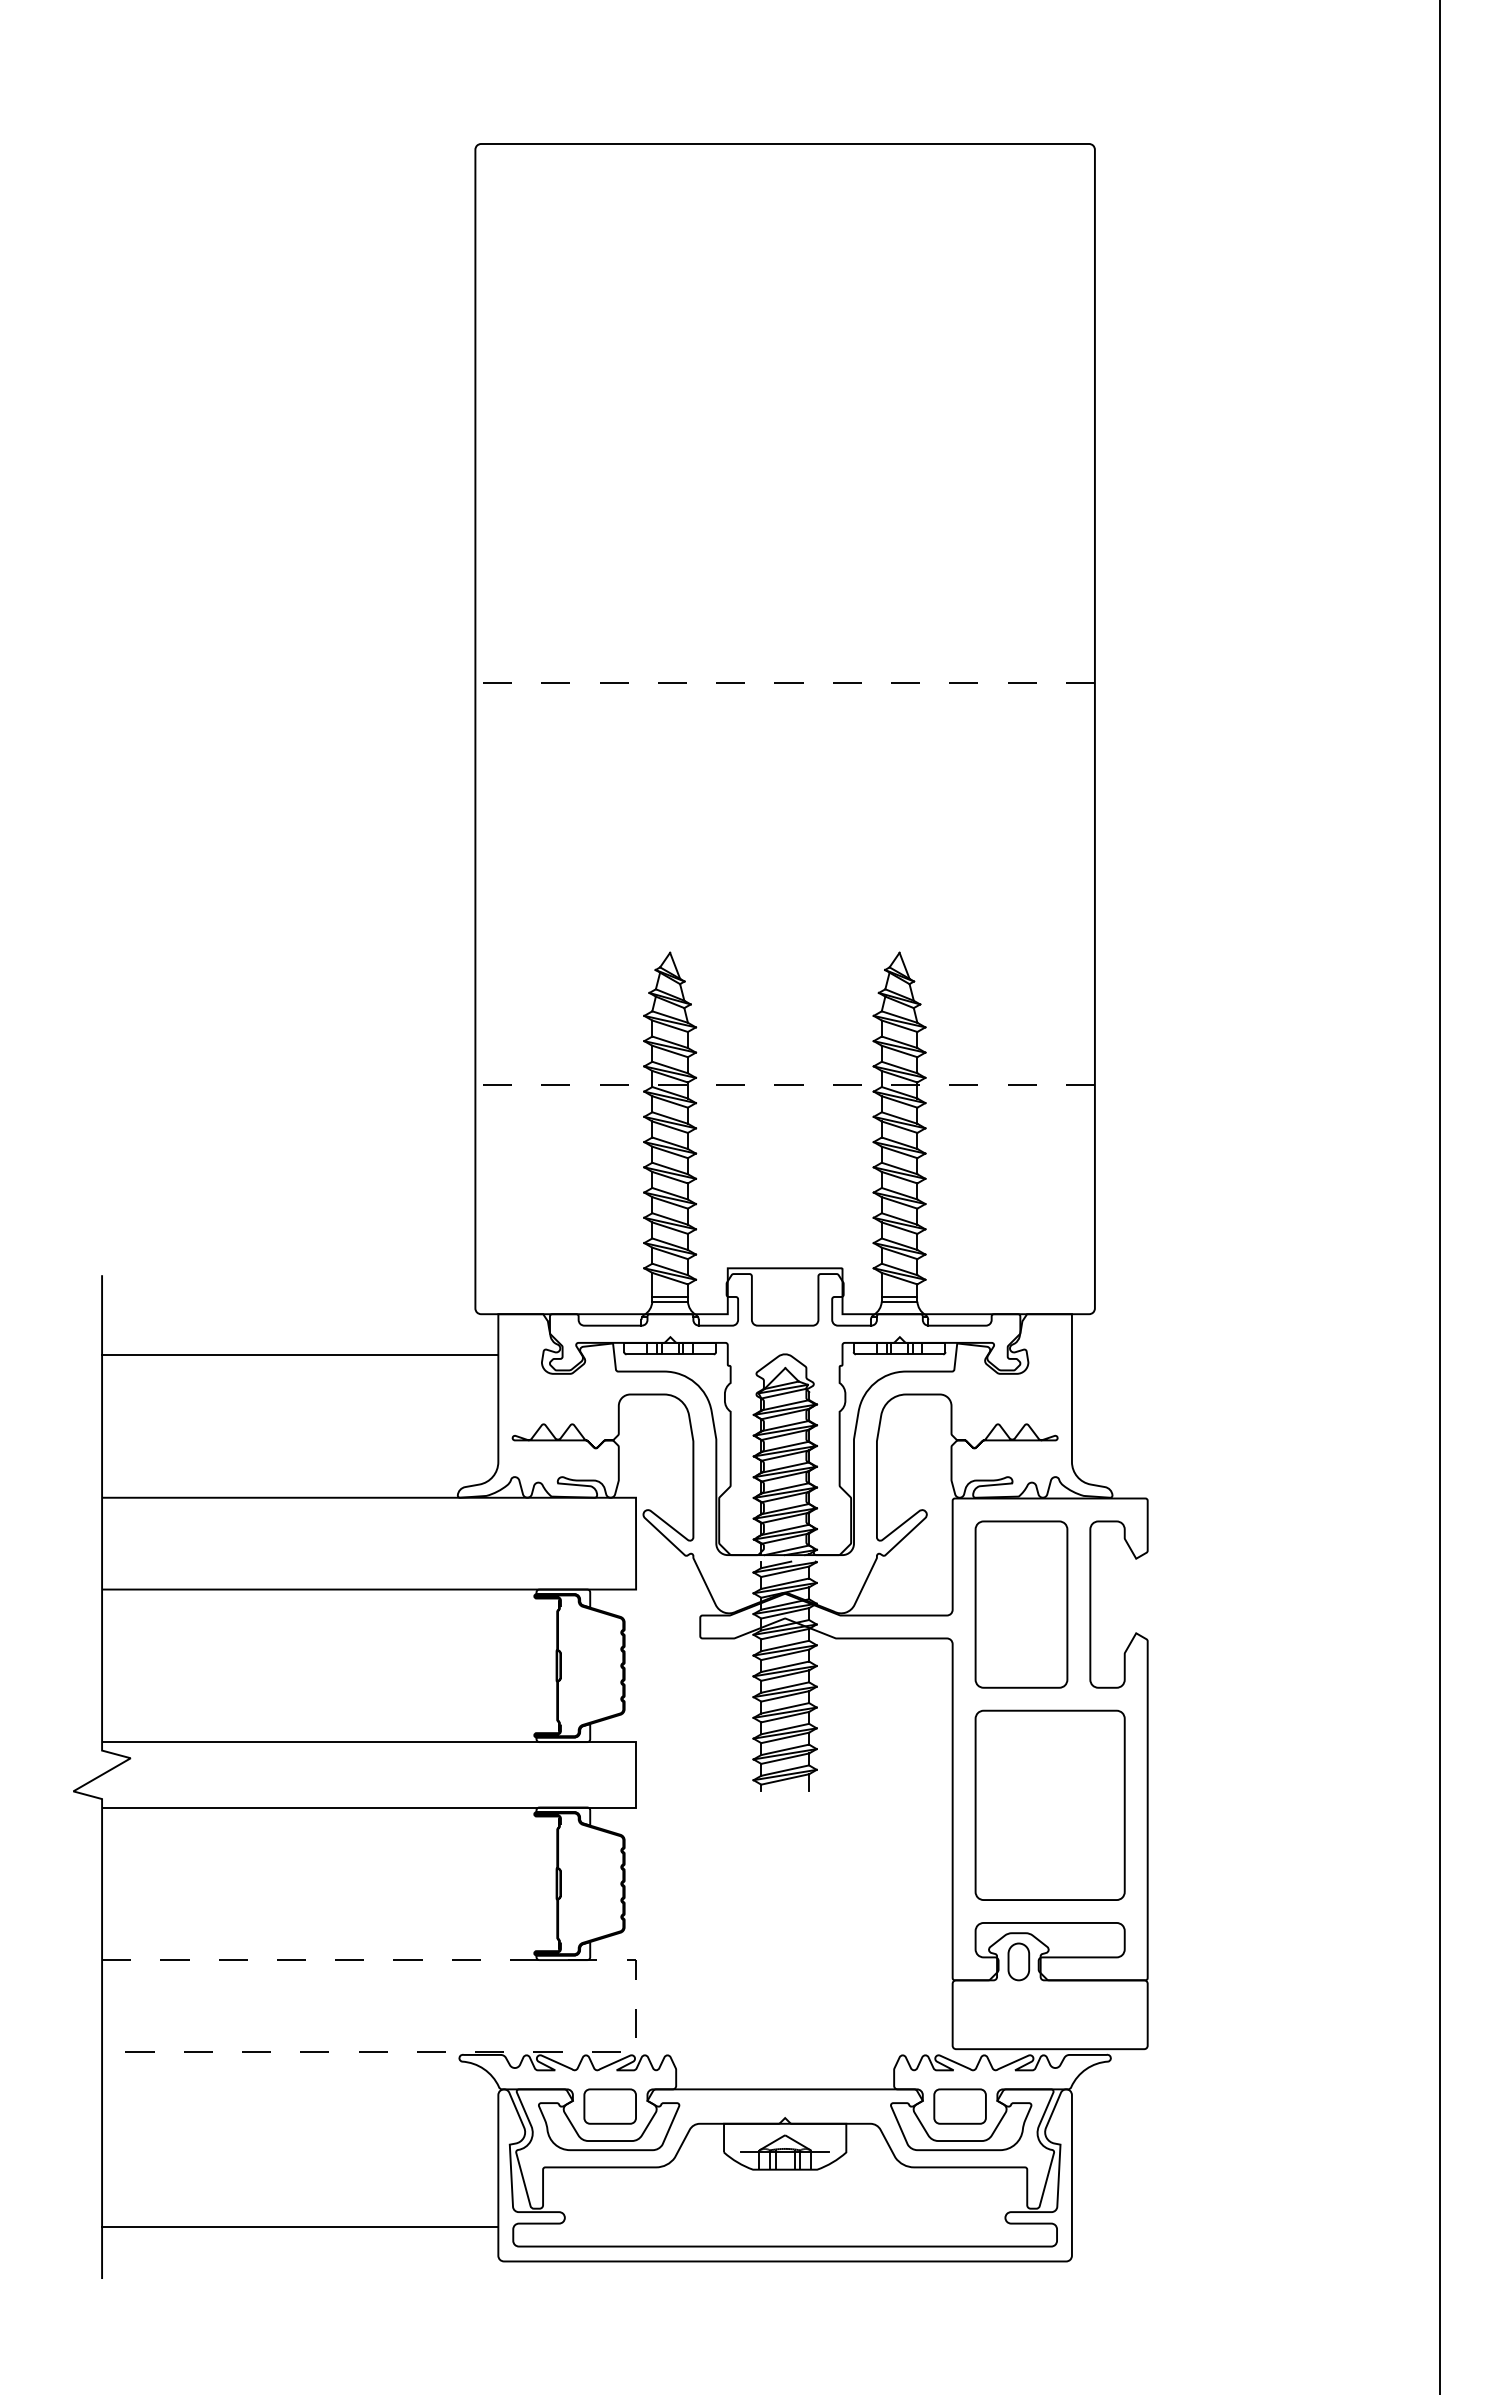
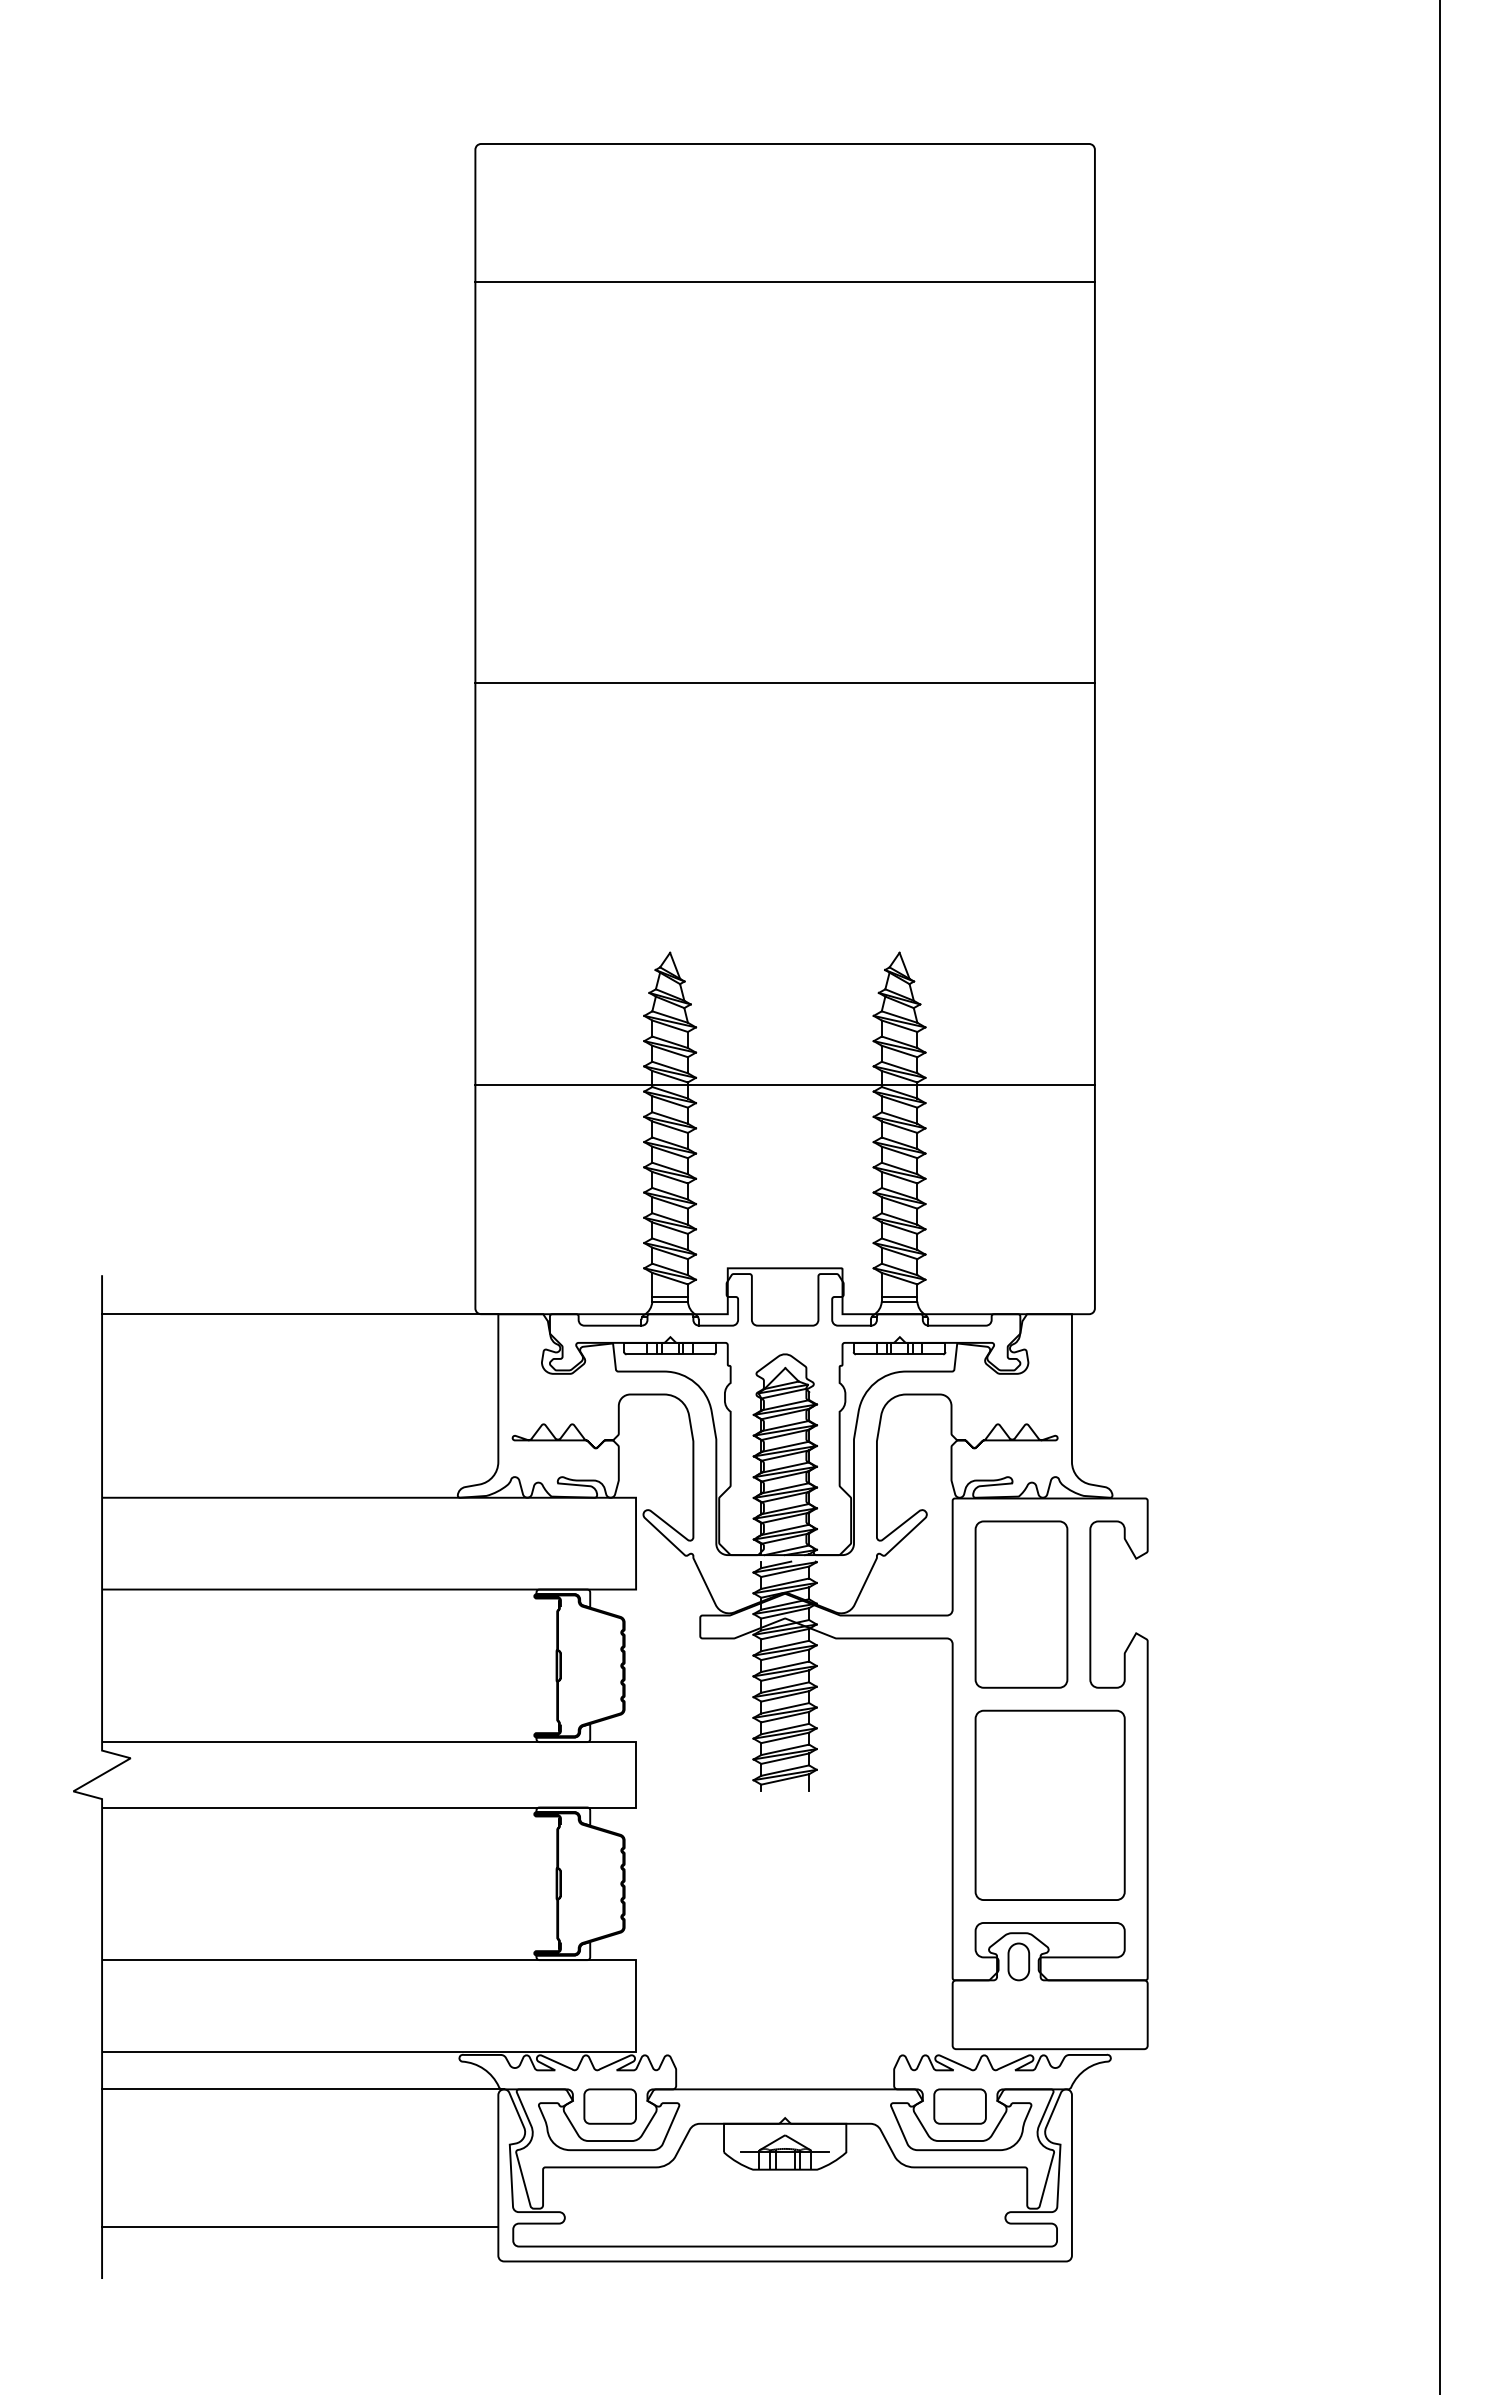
line: none -> present (784, 281)
line: dashed -> solid (785, 683)
line: dashed -> solid (785, 1084)
line position: (300, 1355) -> (300, 1314) (300, 1314)
line: dashed -> solid (636, 2005)
line: none -> present (303, 2089)
